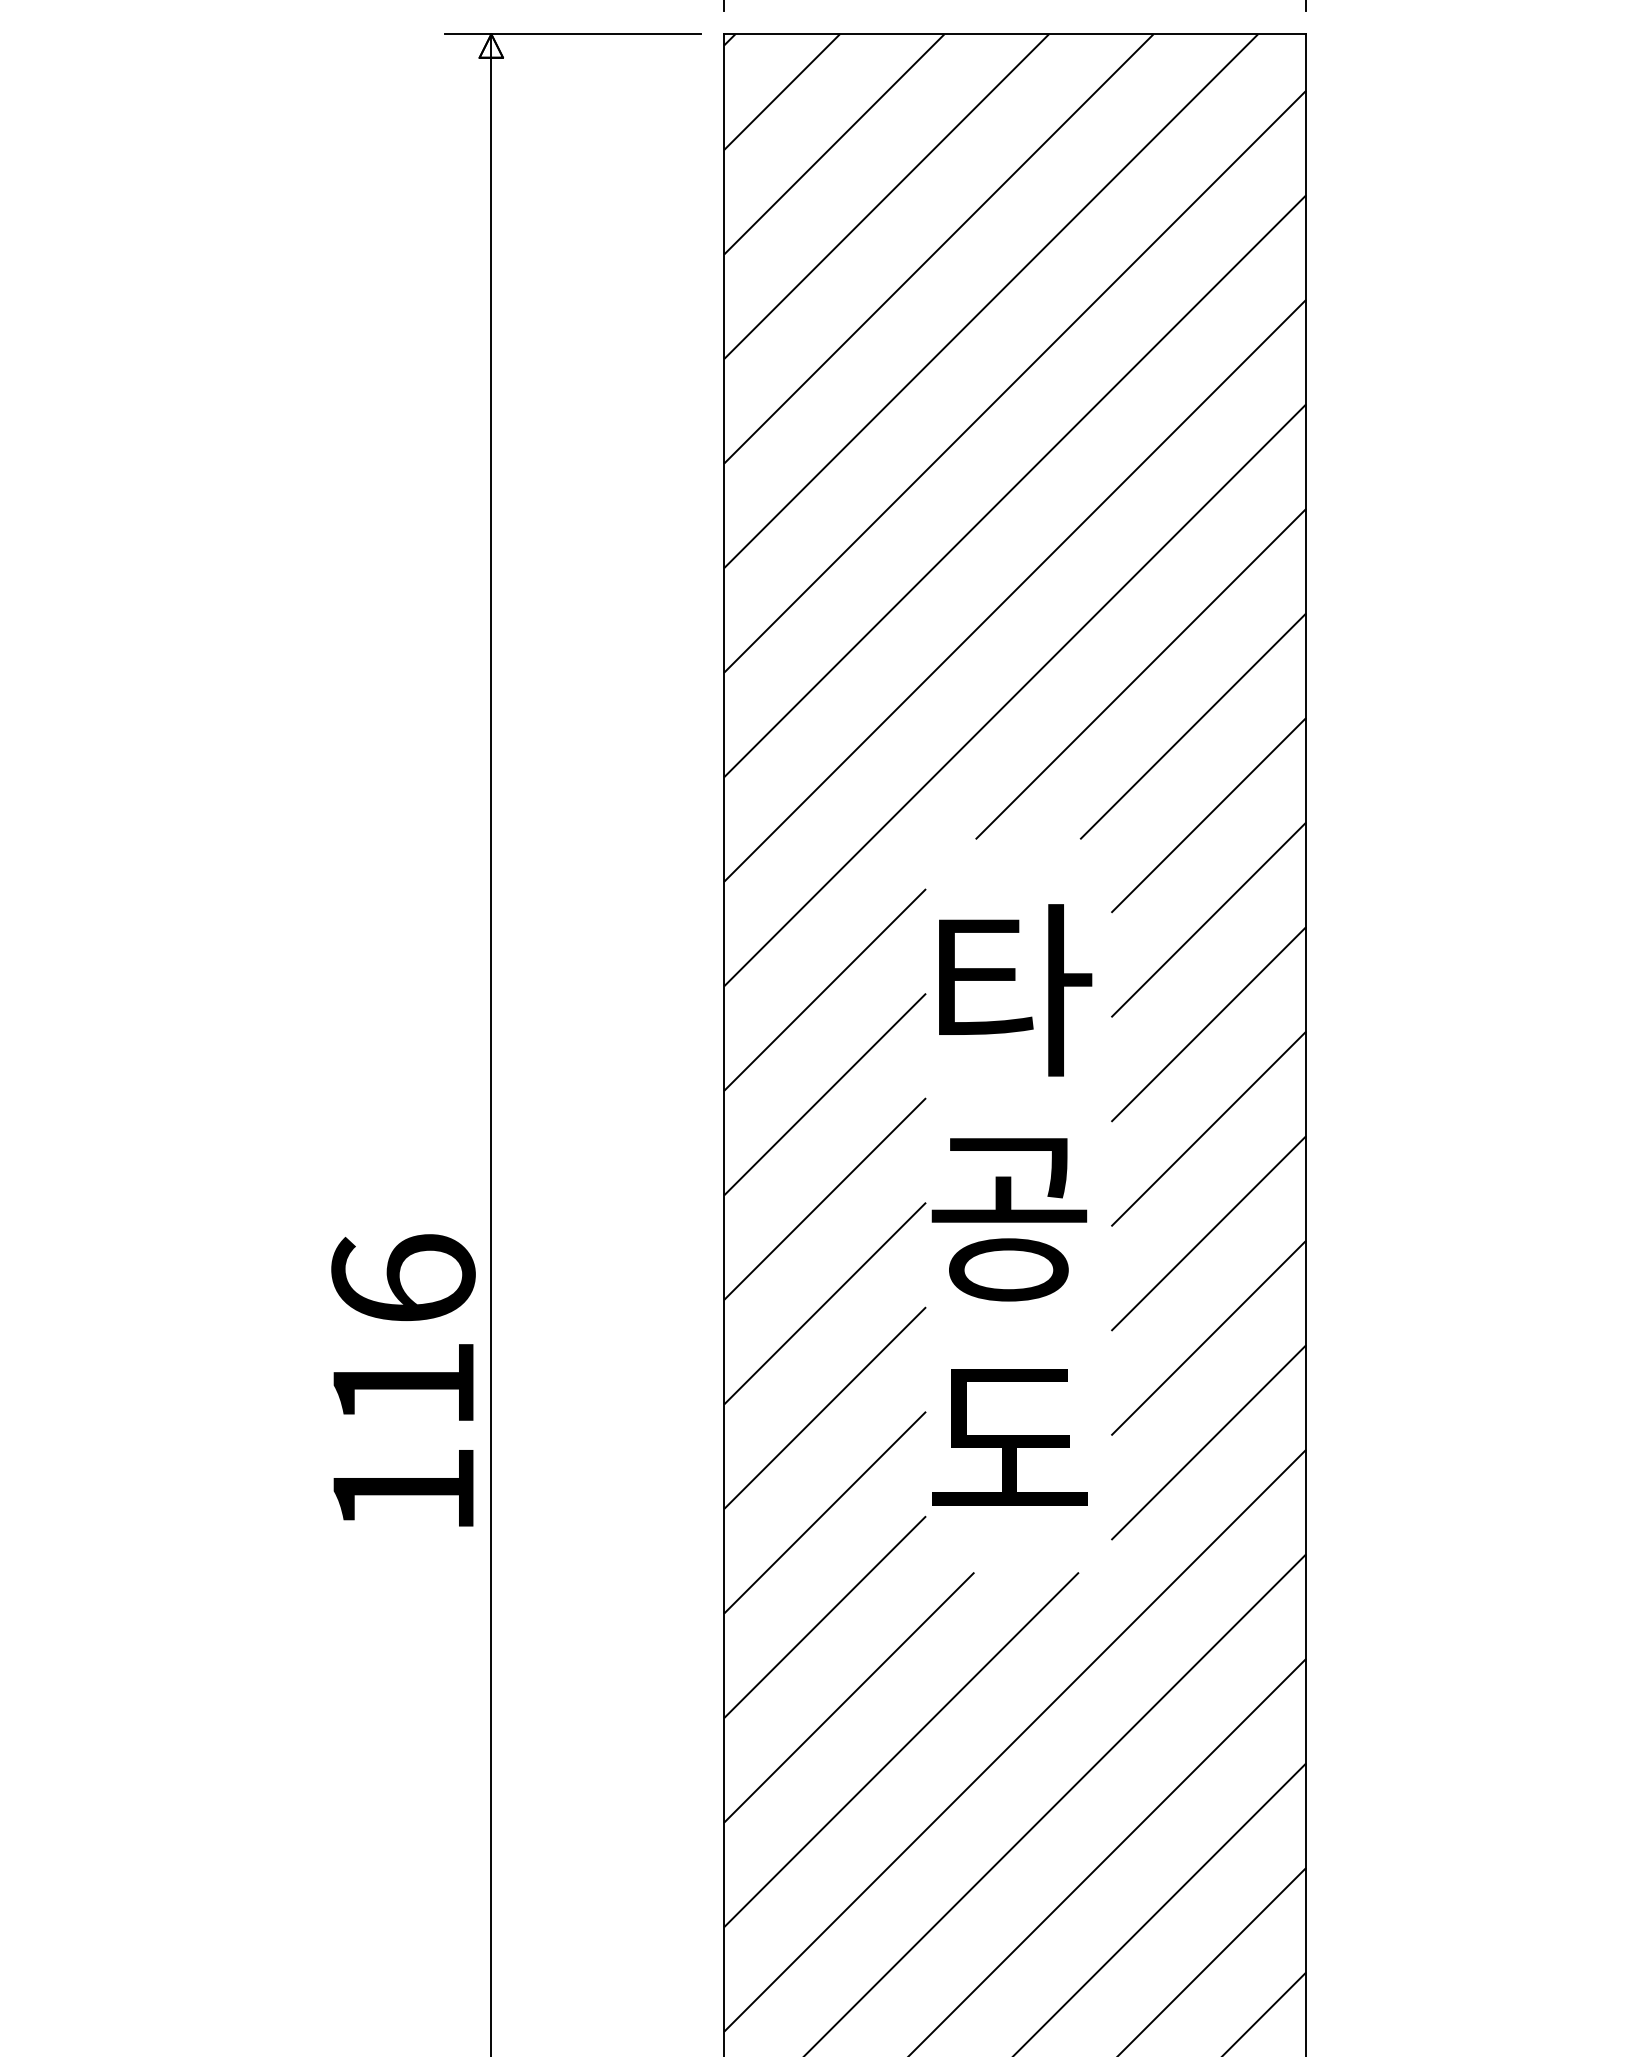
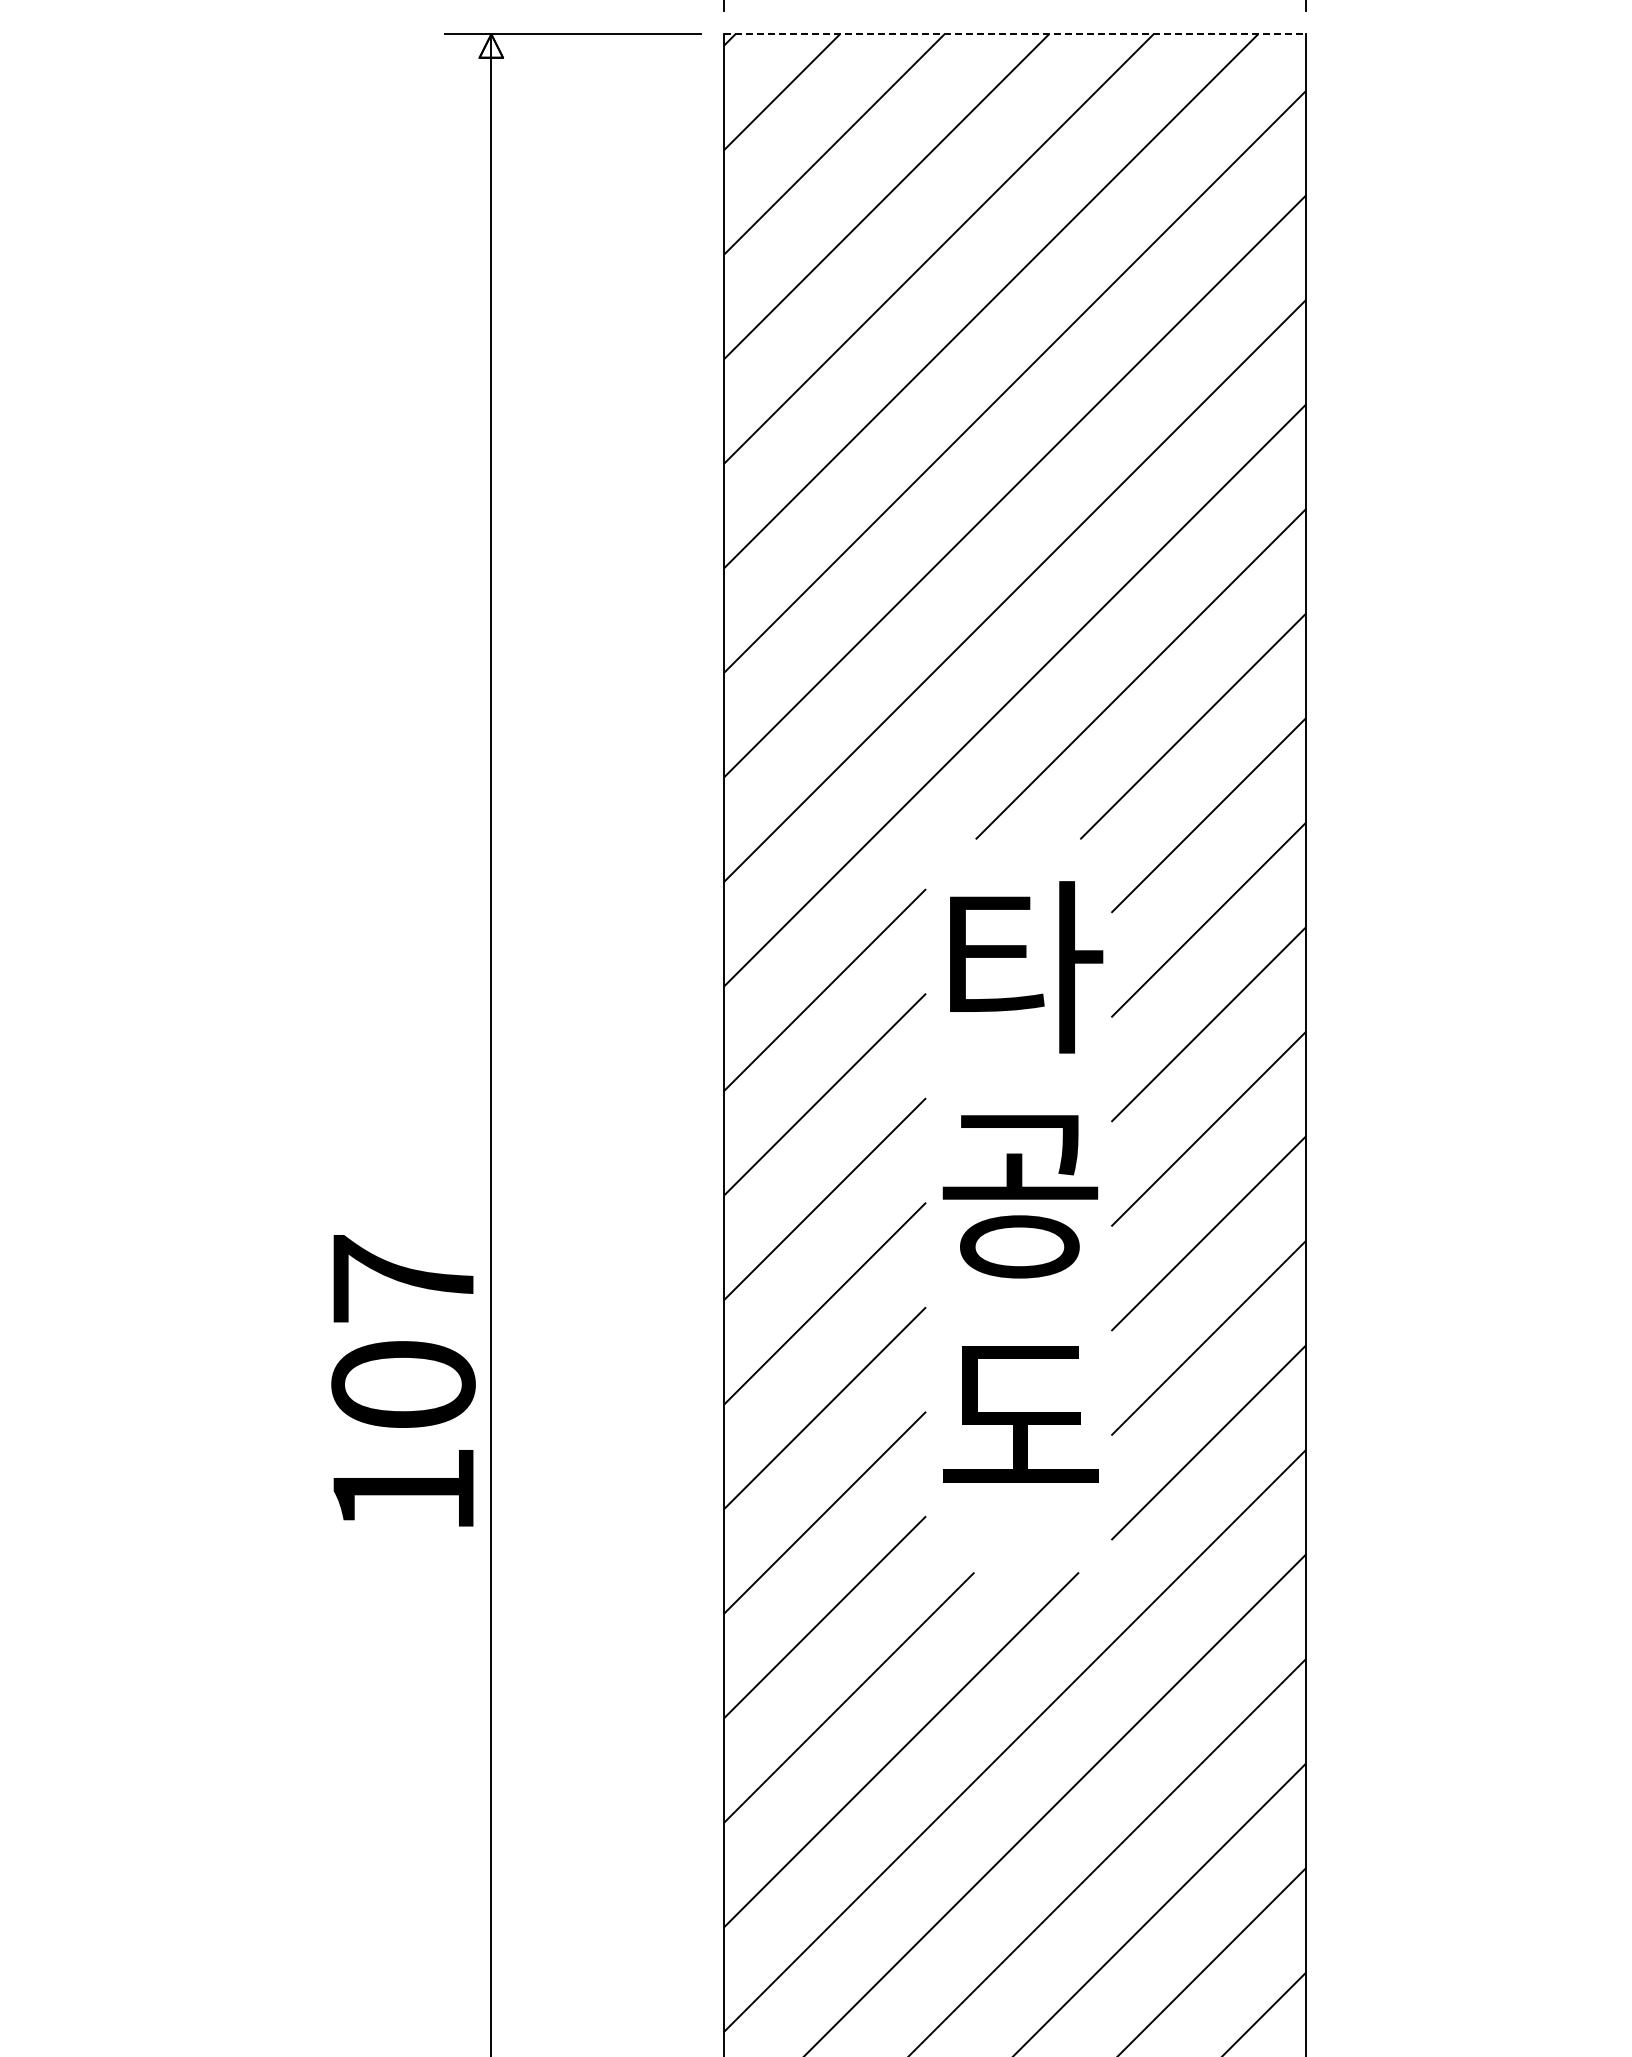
line: solid -> dashed (1015, 34)
text position: (1011, 1204) -> (1022, 1181) (1022, 1181)
text: 116 -> 107 (403, 1330)
